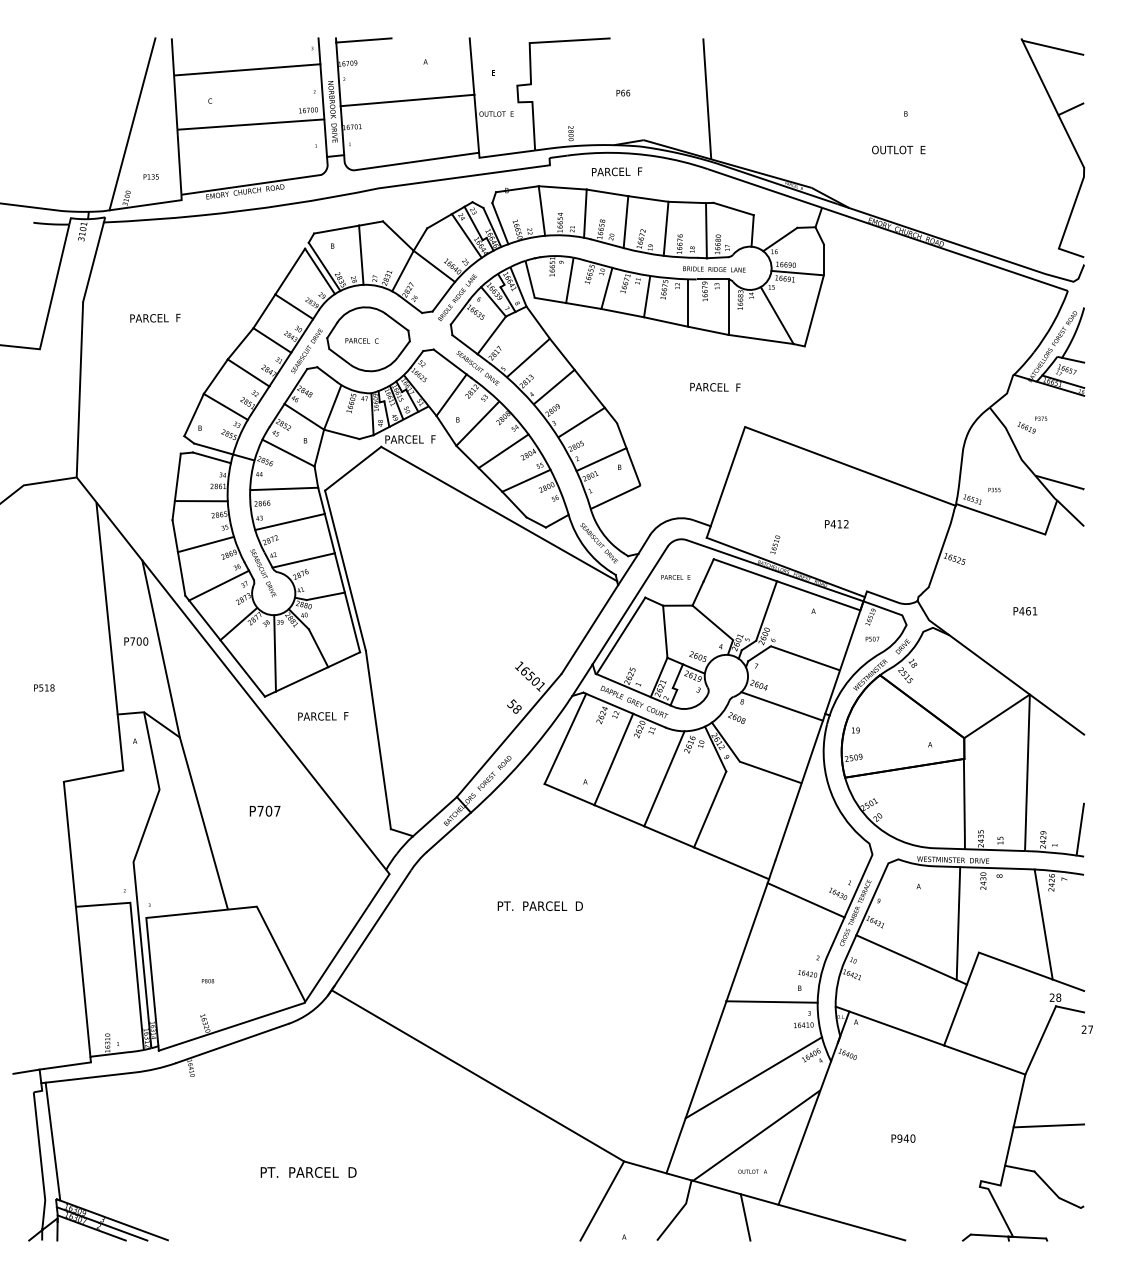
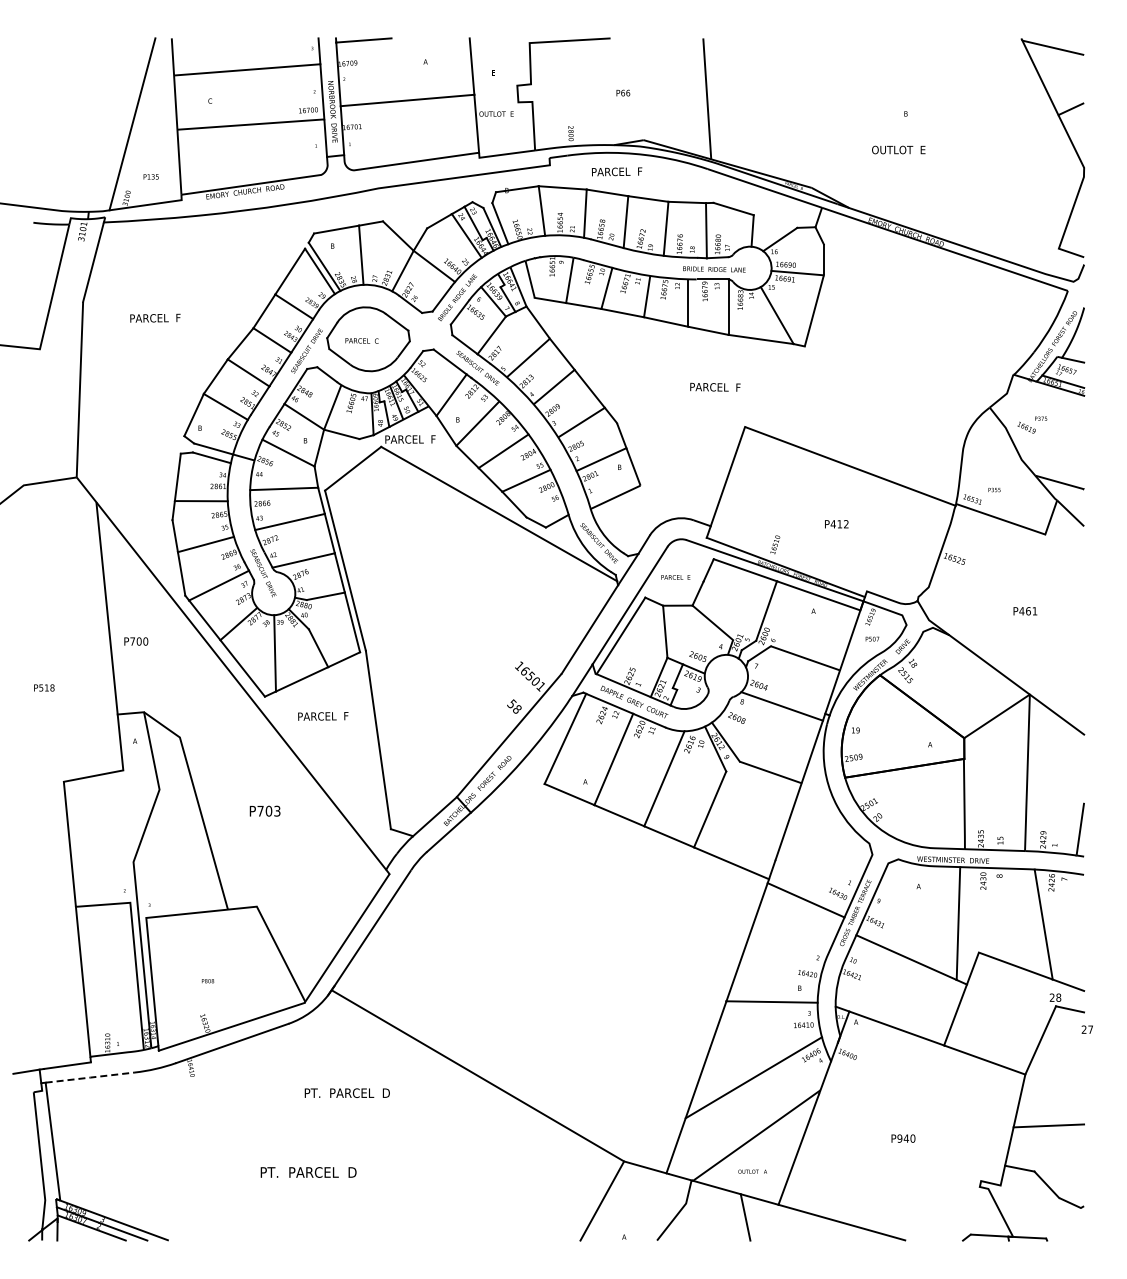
line: present -> none (160, 648)
text: P707 -> P703 (277, 810)
text position: (539, 905) -> (346, 1092) (346, 1092)
line: solid -> dashed (90, 1077)
